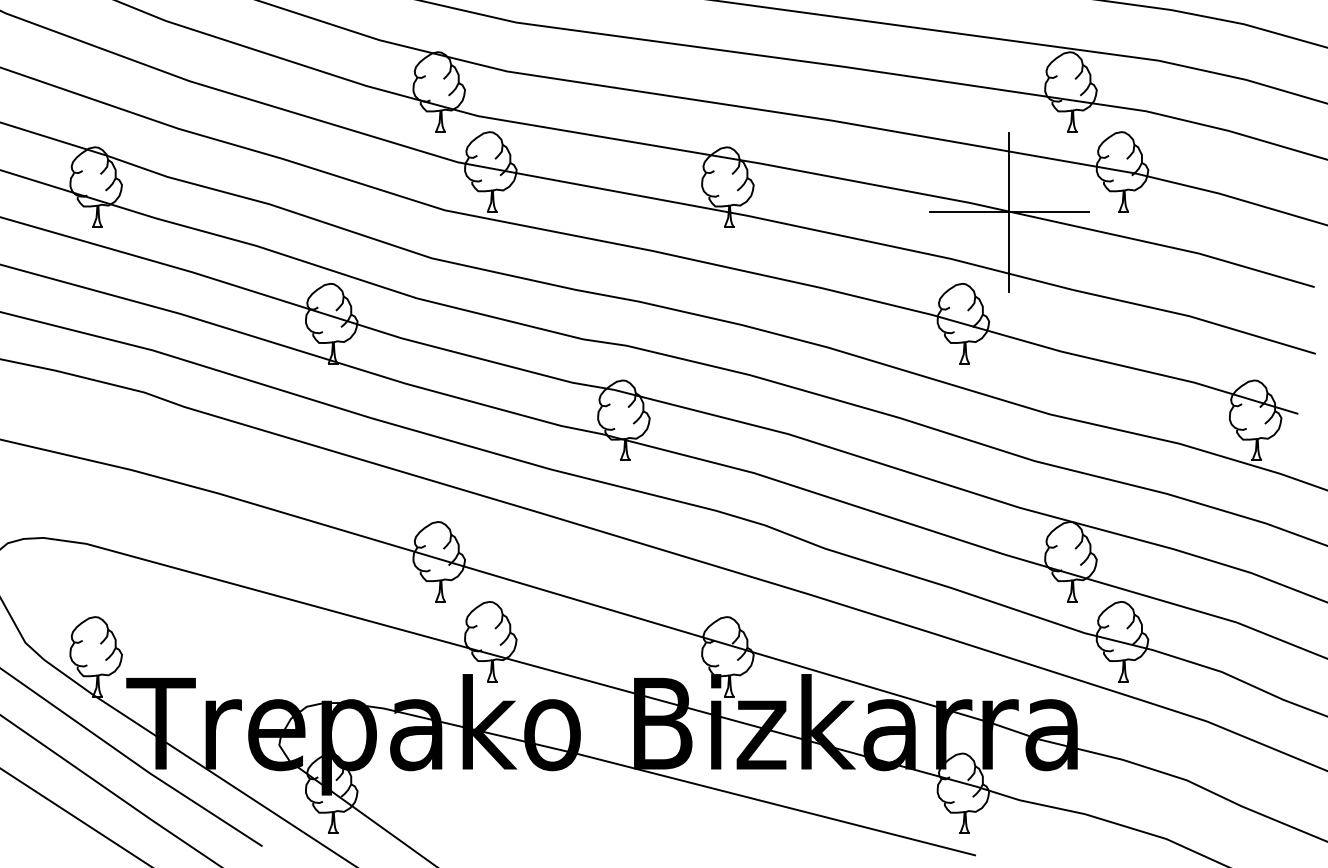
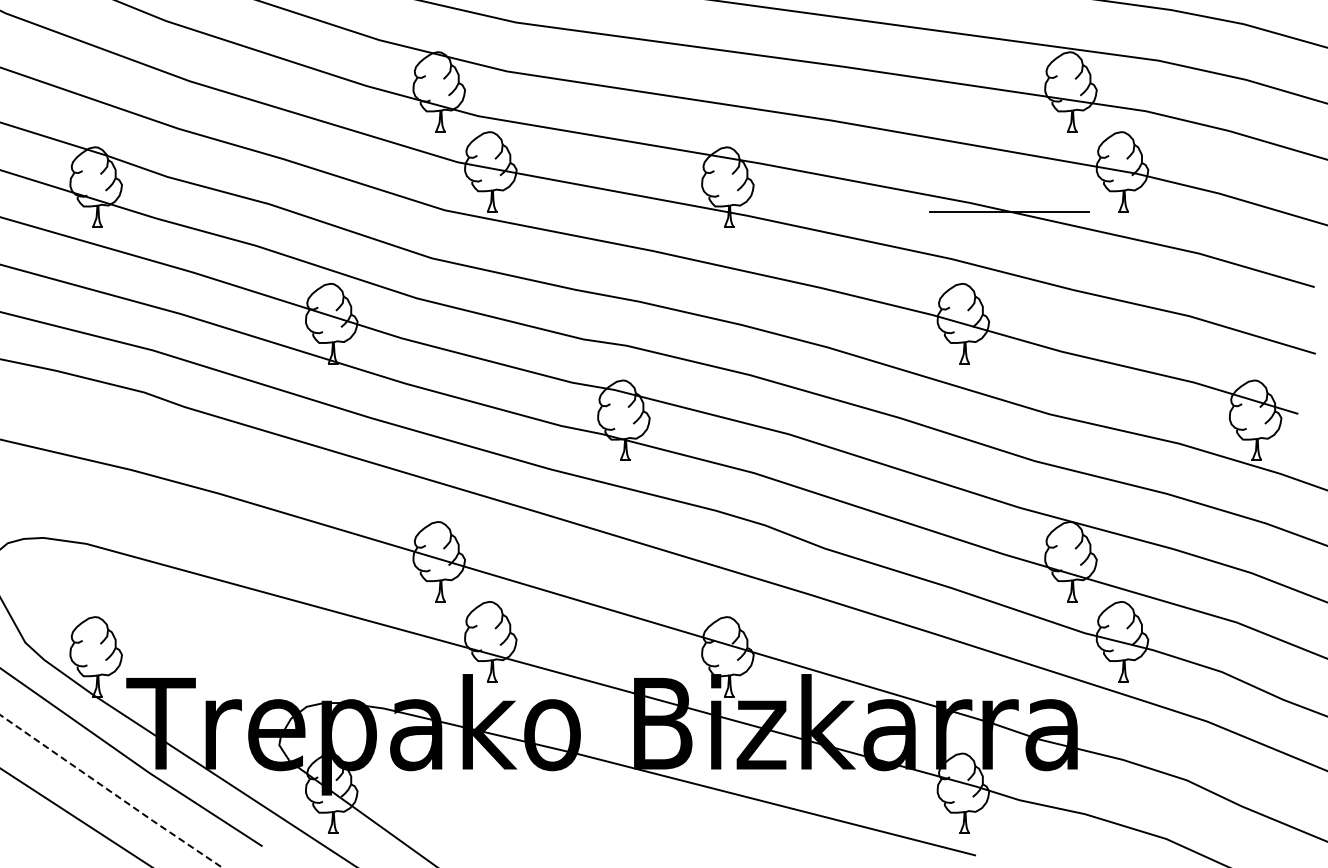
line: present -> none (1009, 212)
line: solid -> dashed (111, 792)
